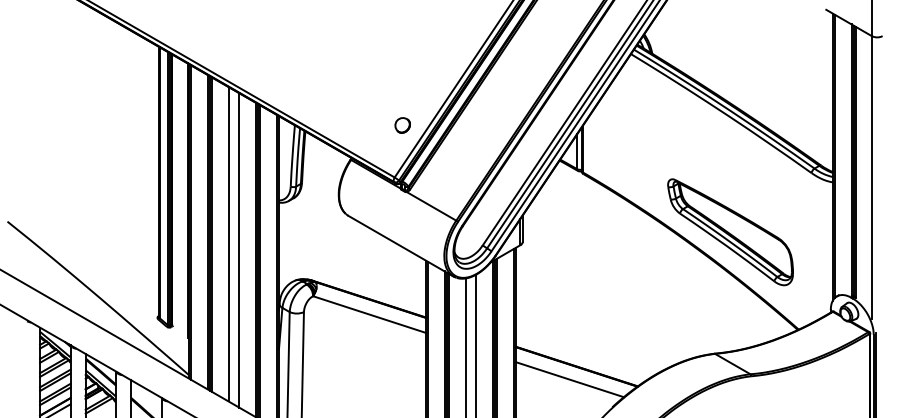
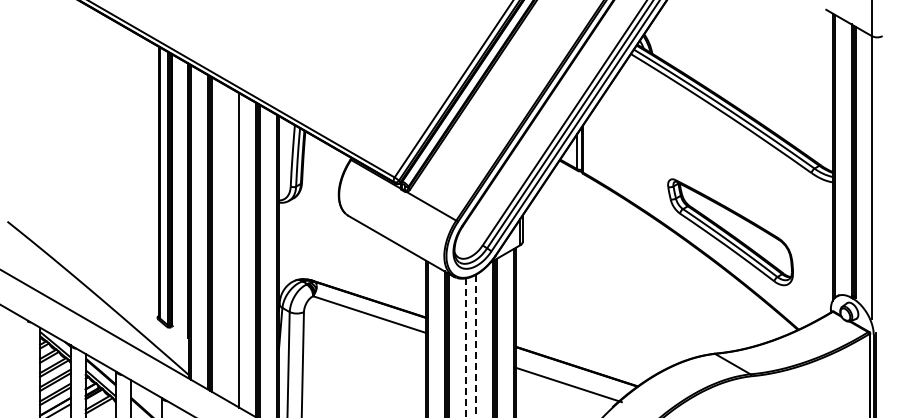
part: present -> none (402, 125)
line: present -> none (228, 243)
line: solid -> dashed (476, 346)
line: solid -> dashed (465, 348)
line position: (569, 379) -> (567, 384) (567, 384)
